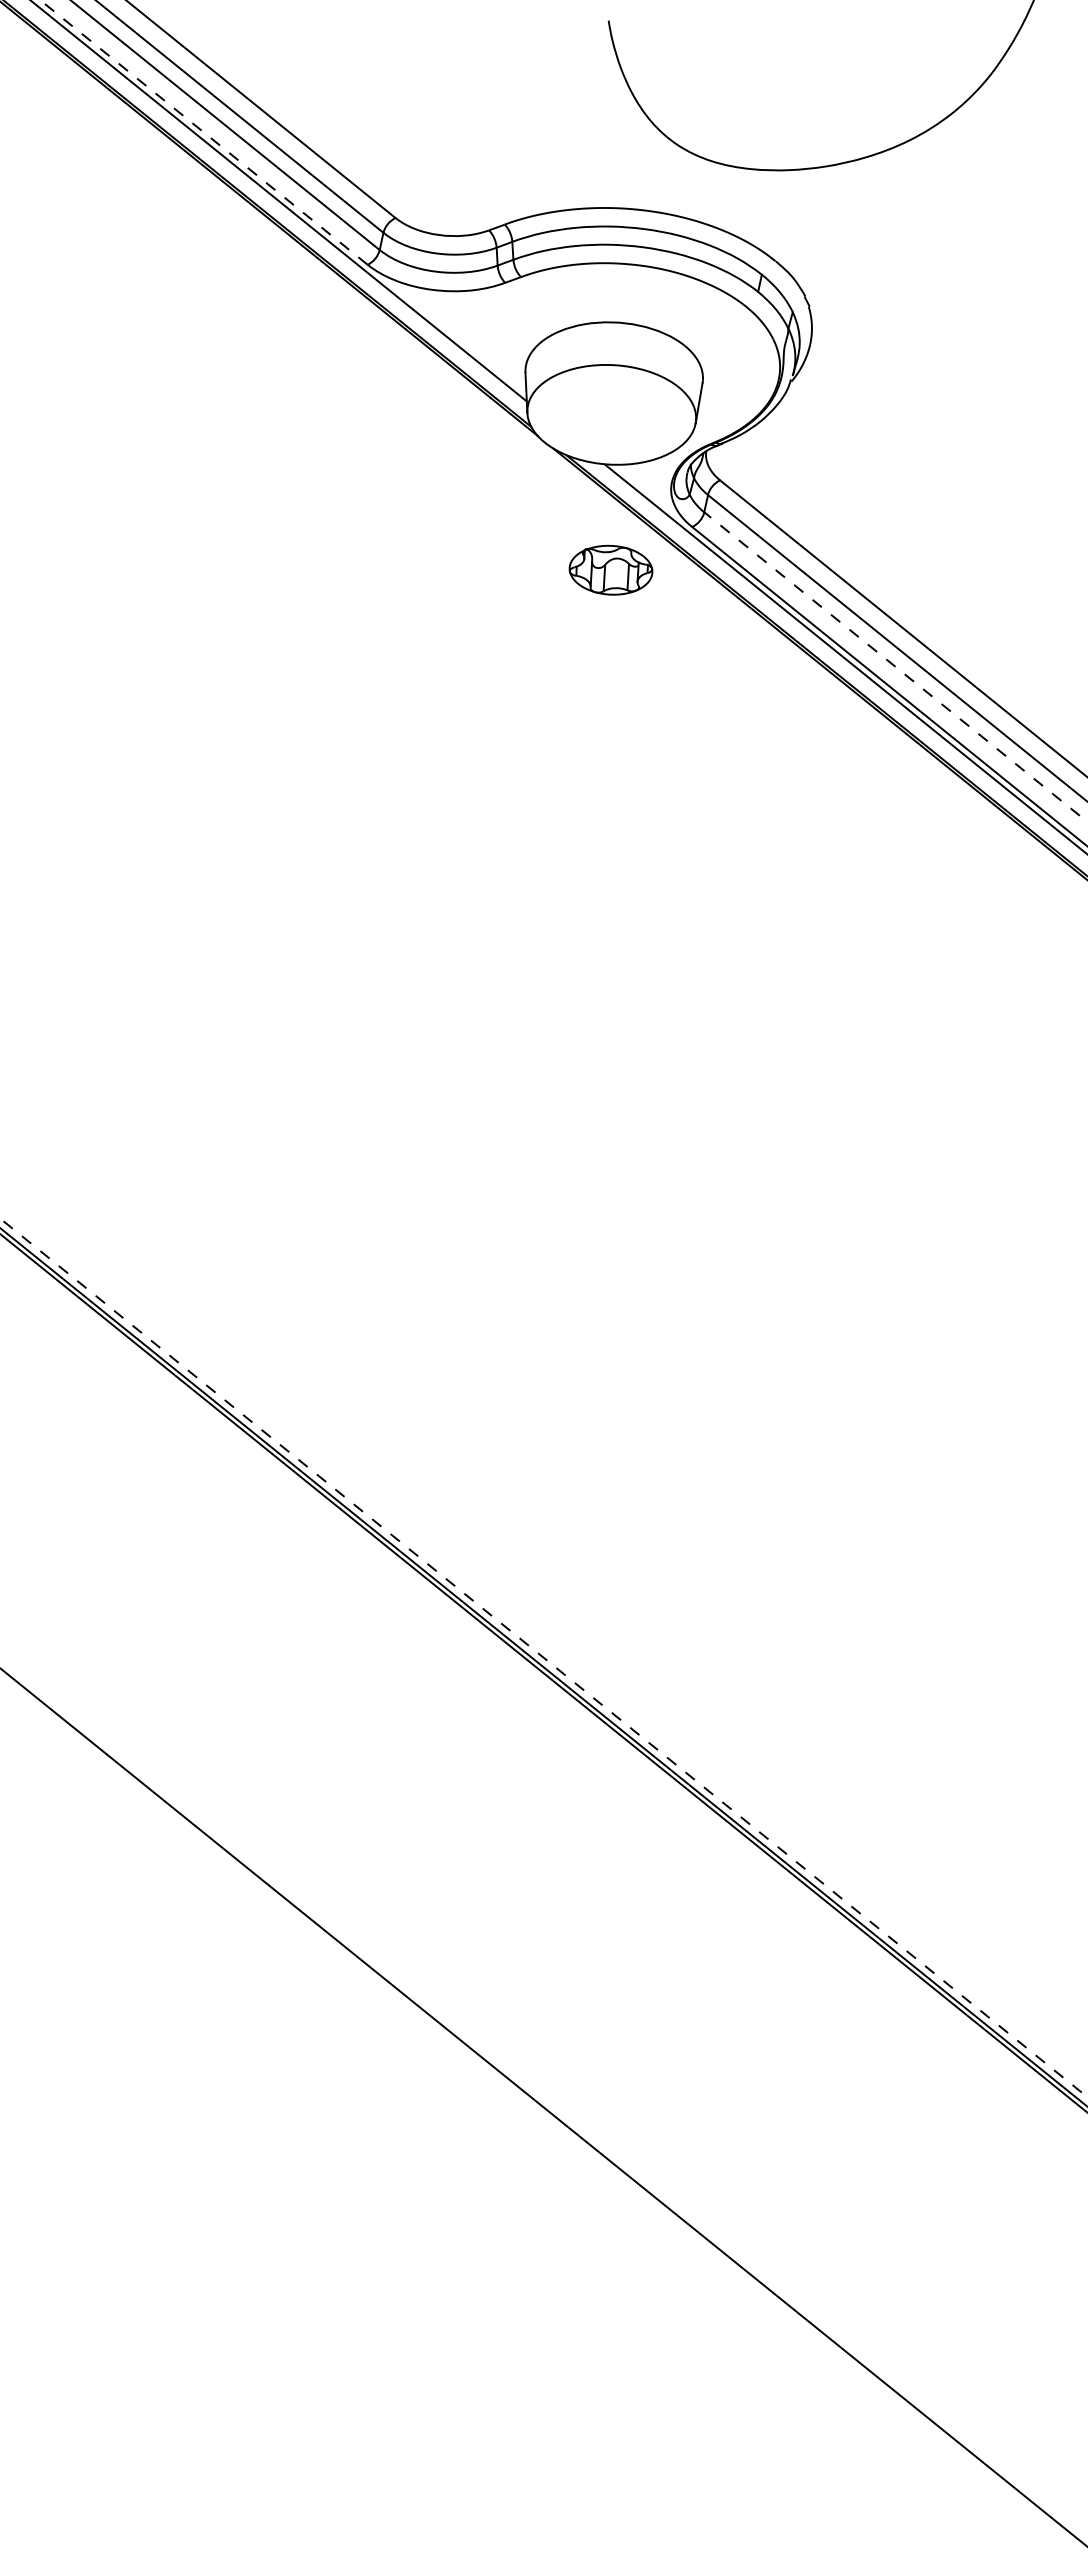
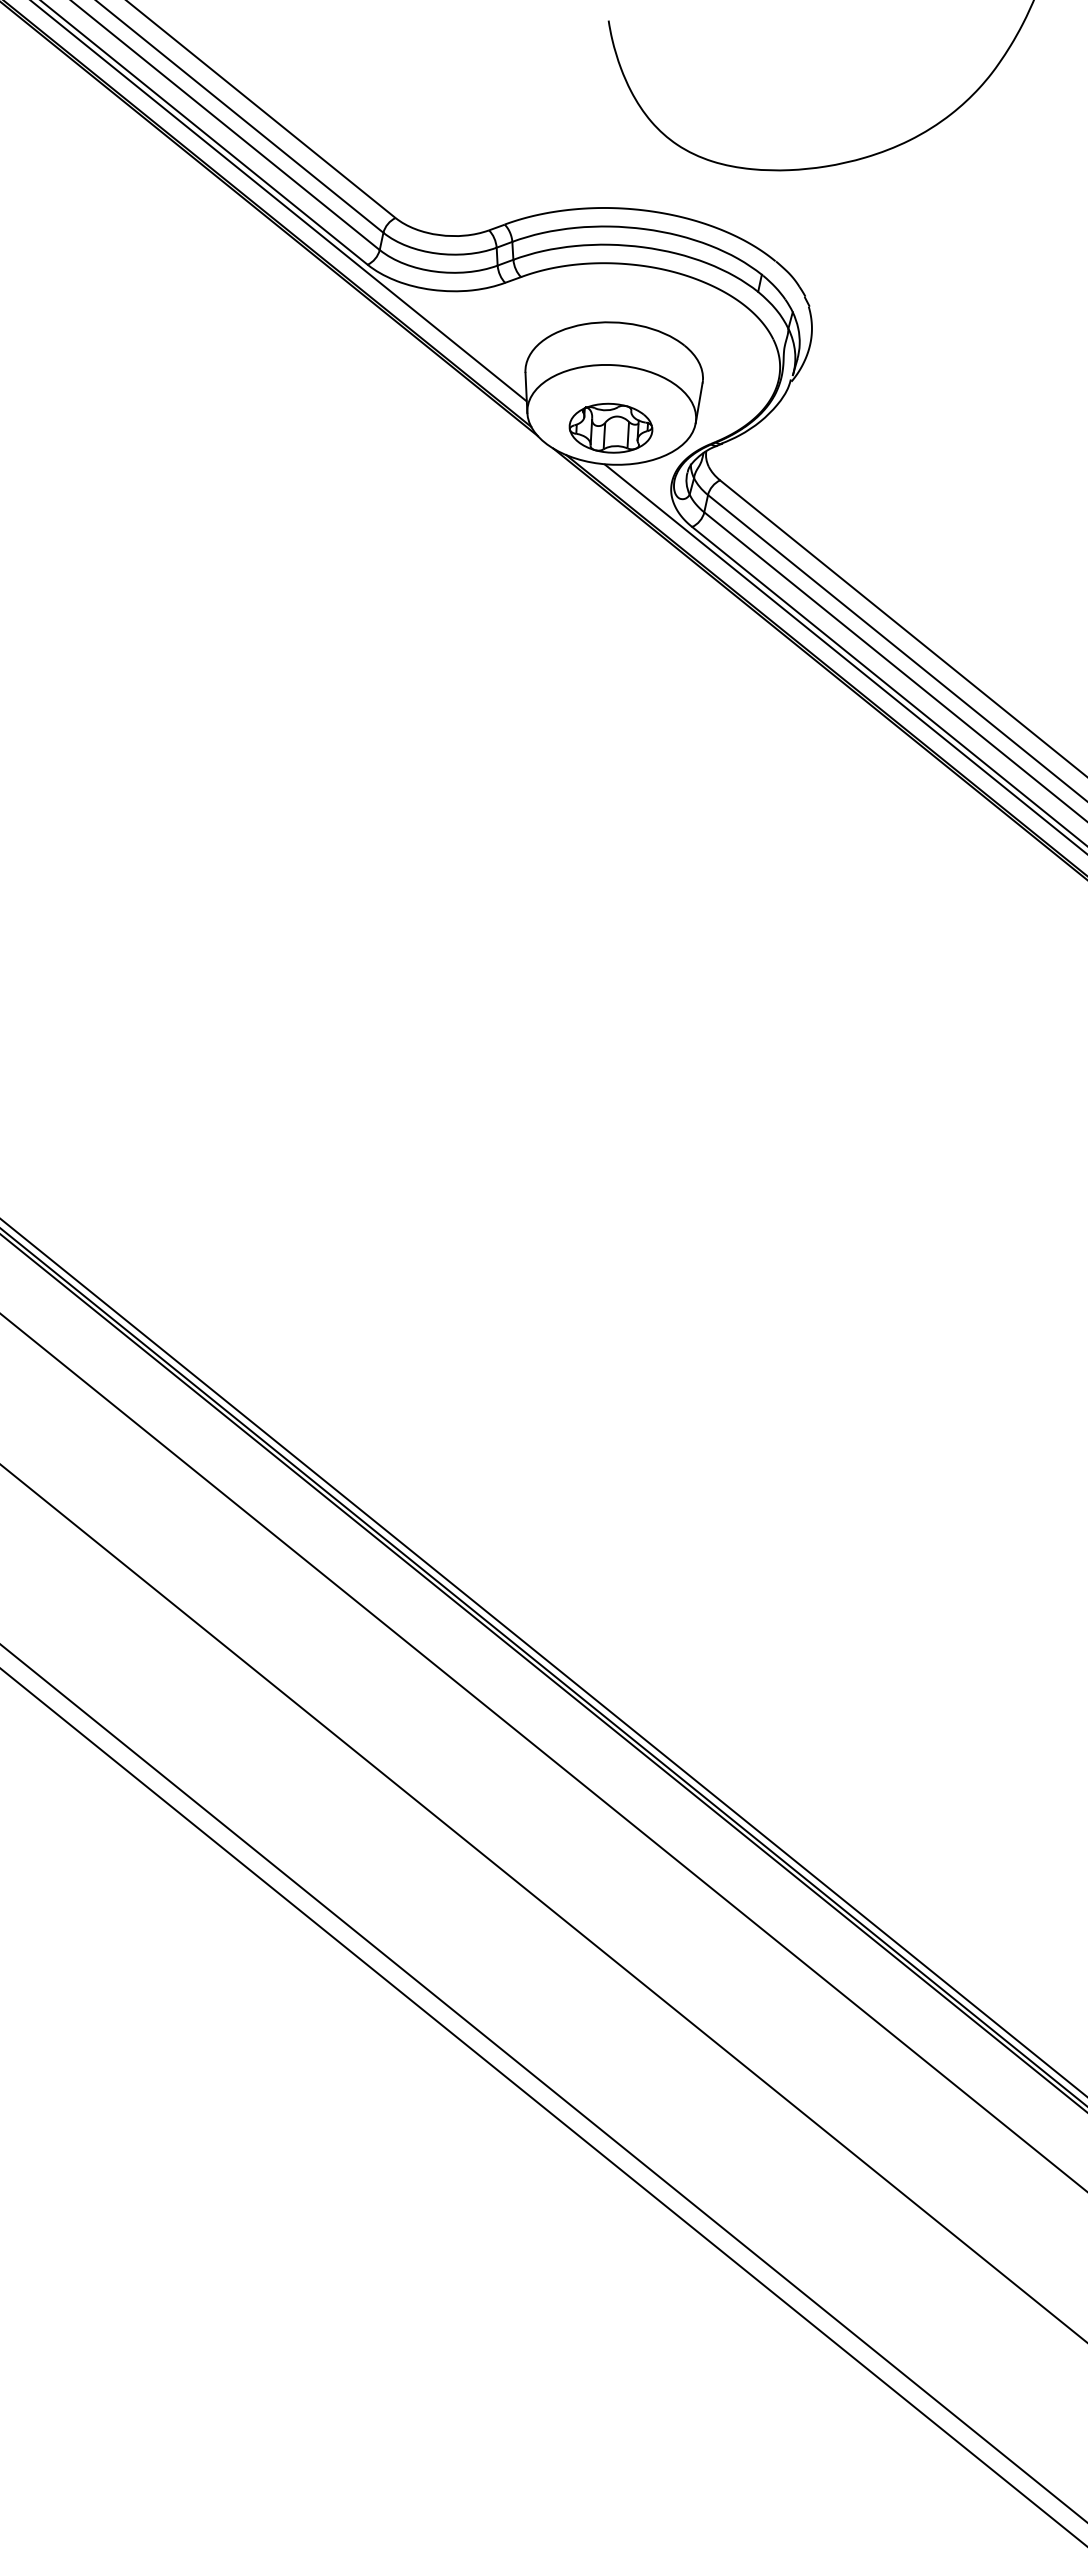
line: dashed -> solid (203, 132)
part position: (610, 569) -> (610, 427) (610, 427)
line: dashed -> solid (895, 666)
line: dashed -> solid (543, 1657)
line: none -> present (543, 1752)
line: none -> present (543, 1902)
line: none -> present (543, 2082)
